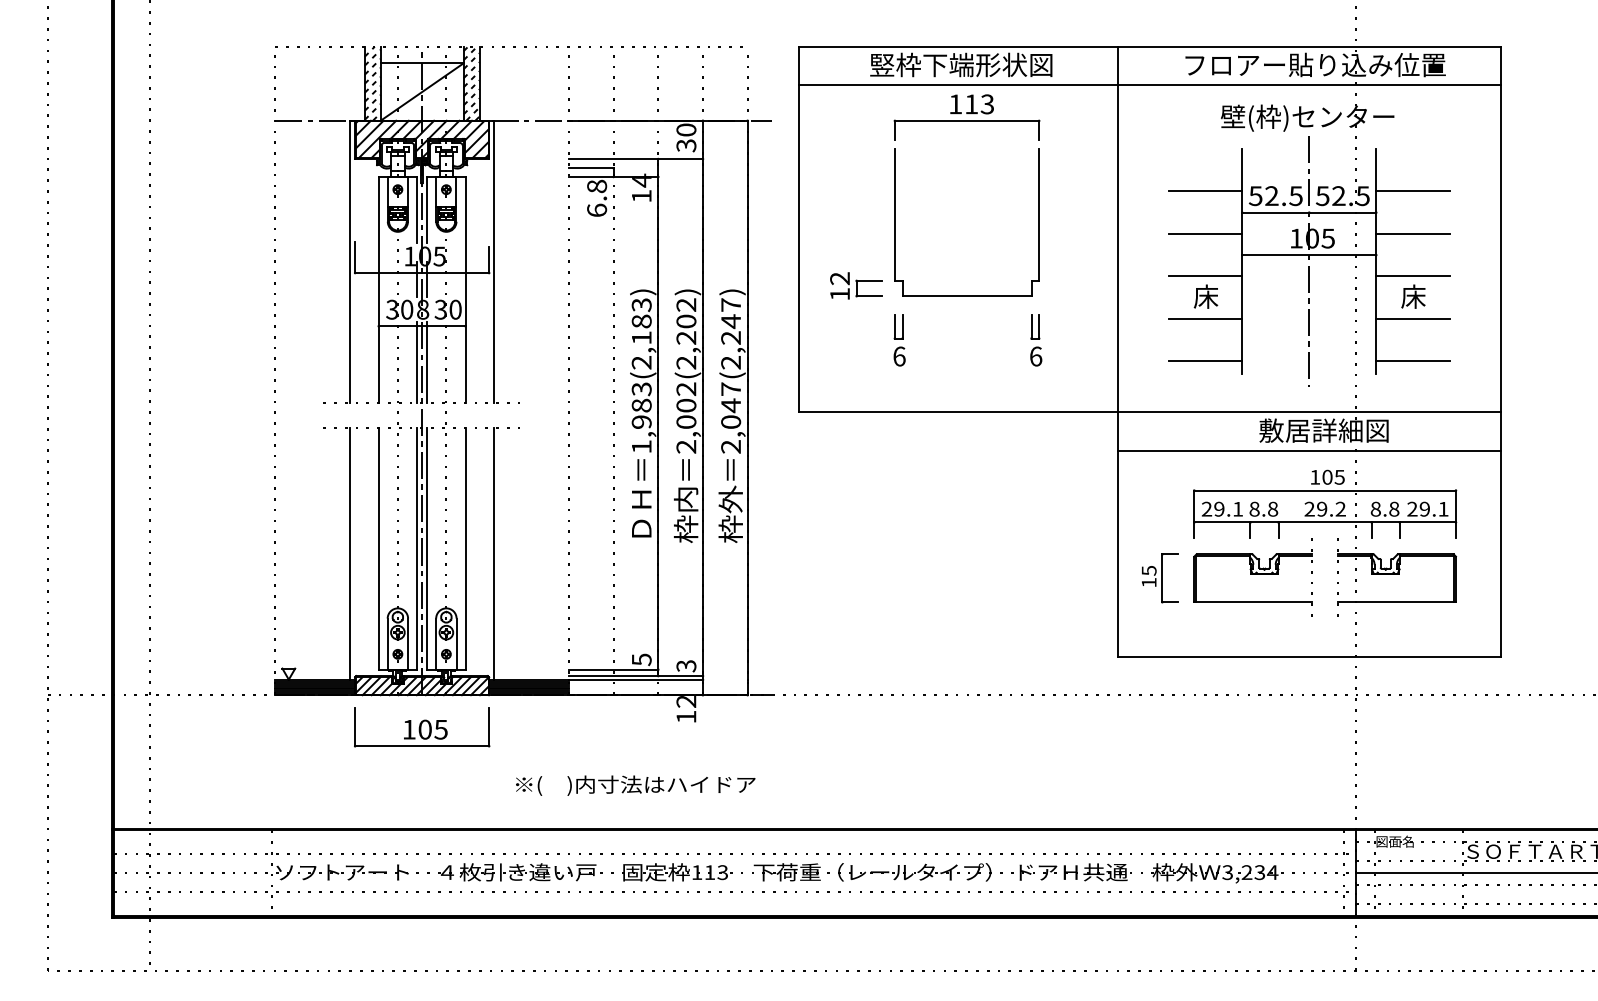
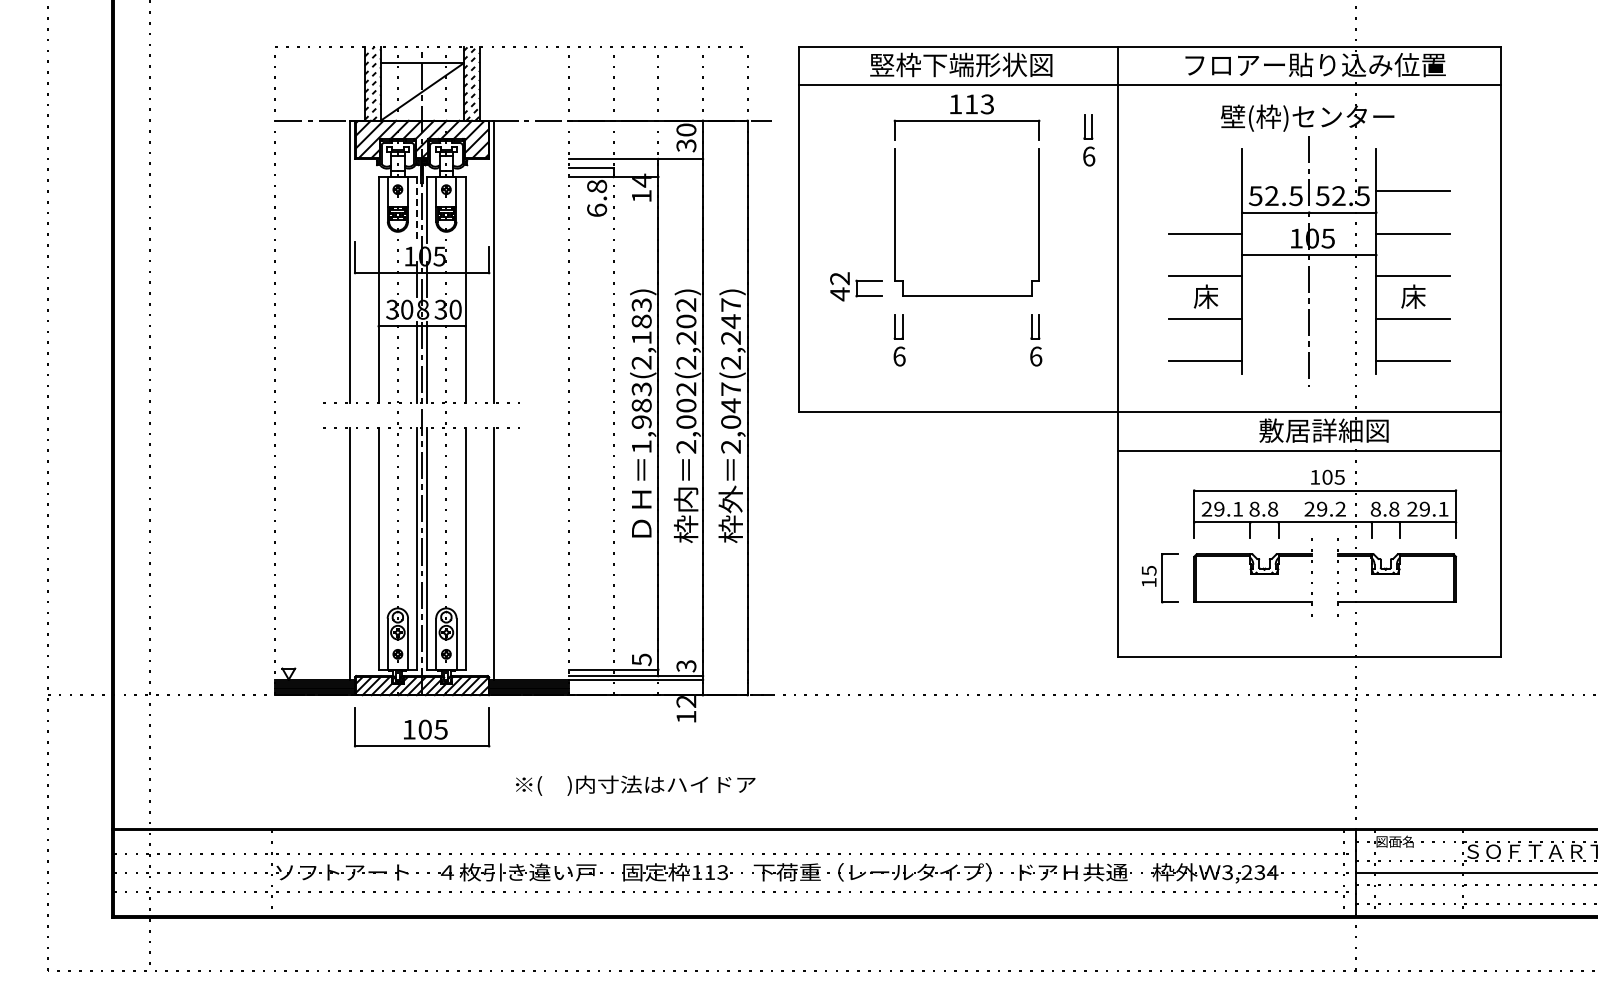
part: none -> present (1089, 140)
line: present -> none (1205, 191)
line: solid -> dashed (417, 210)
text: 12 -> 42 (839, 294)
